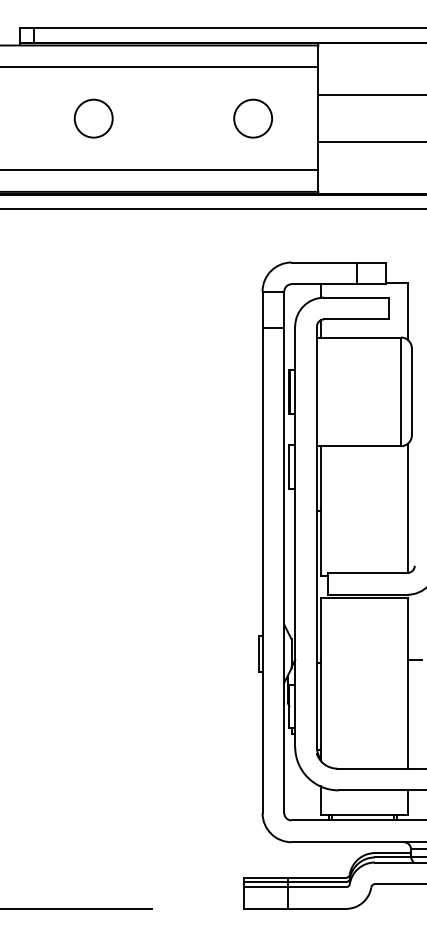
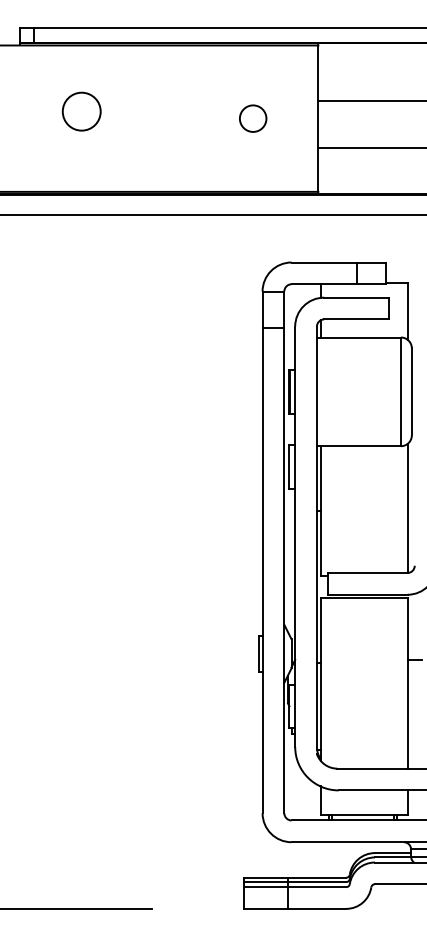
line: present -> none (160, 67)
line position: (370, 95) -> (370, 101) (370, 101)
circle position: (93, 118) -> (81, 111) (81, 111)
circle diameter: 38 px -> 27 px (252, 118)
line position: (370, 141) -> (370, 147) (370, 147)
line: present -> none (160, 170)
line position: (212, 209) -> (212, 215) (212, 215)
